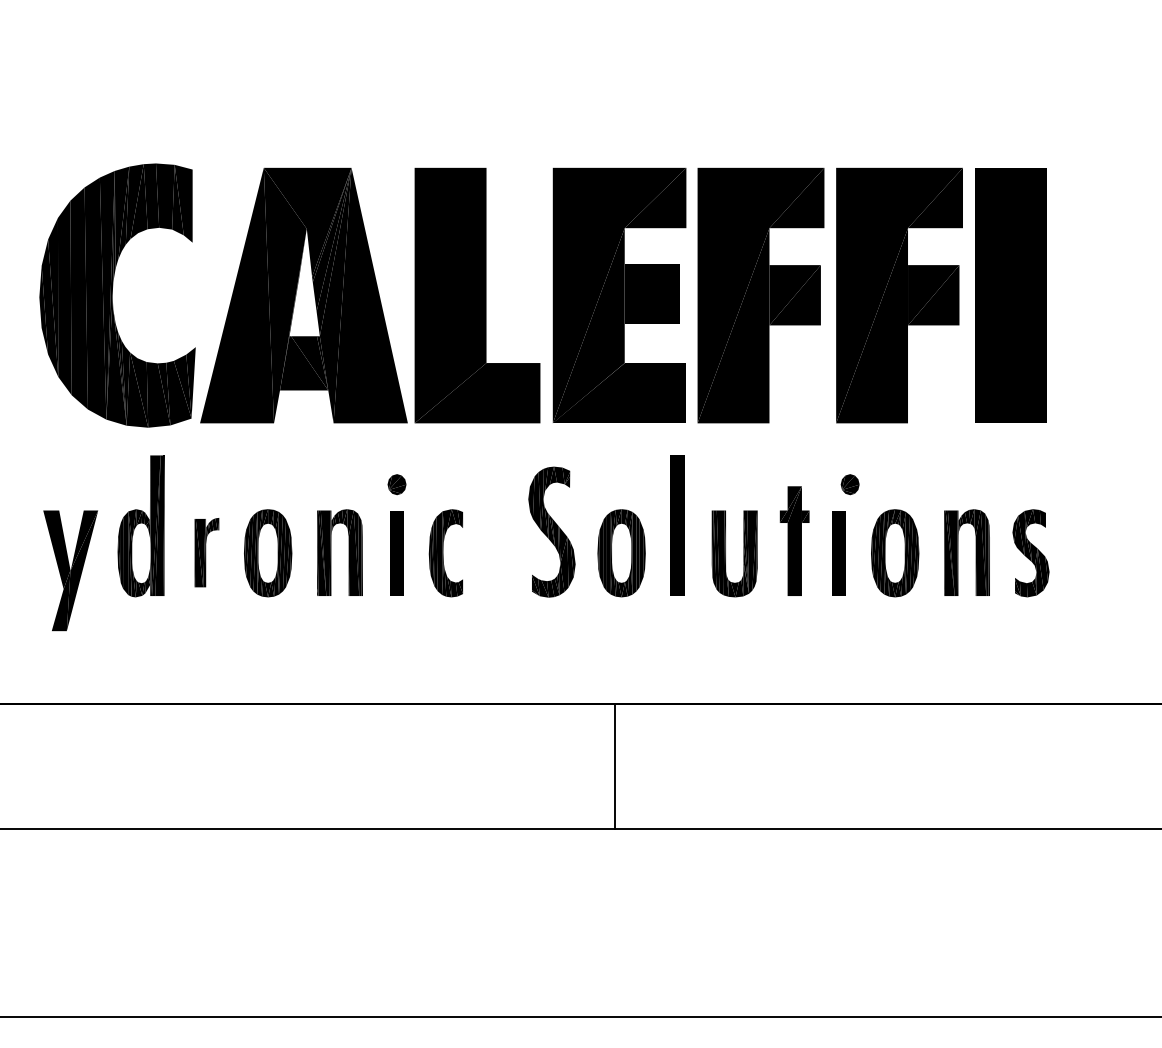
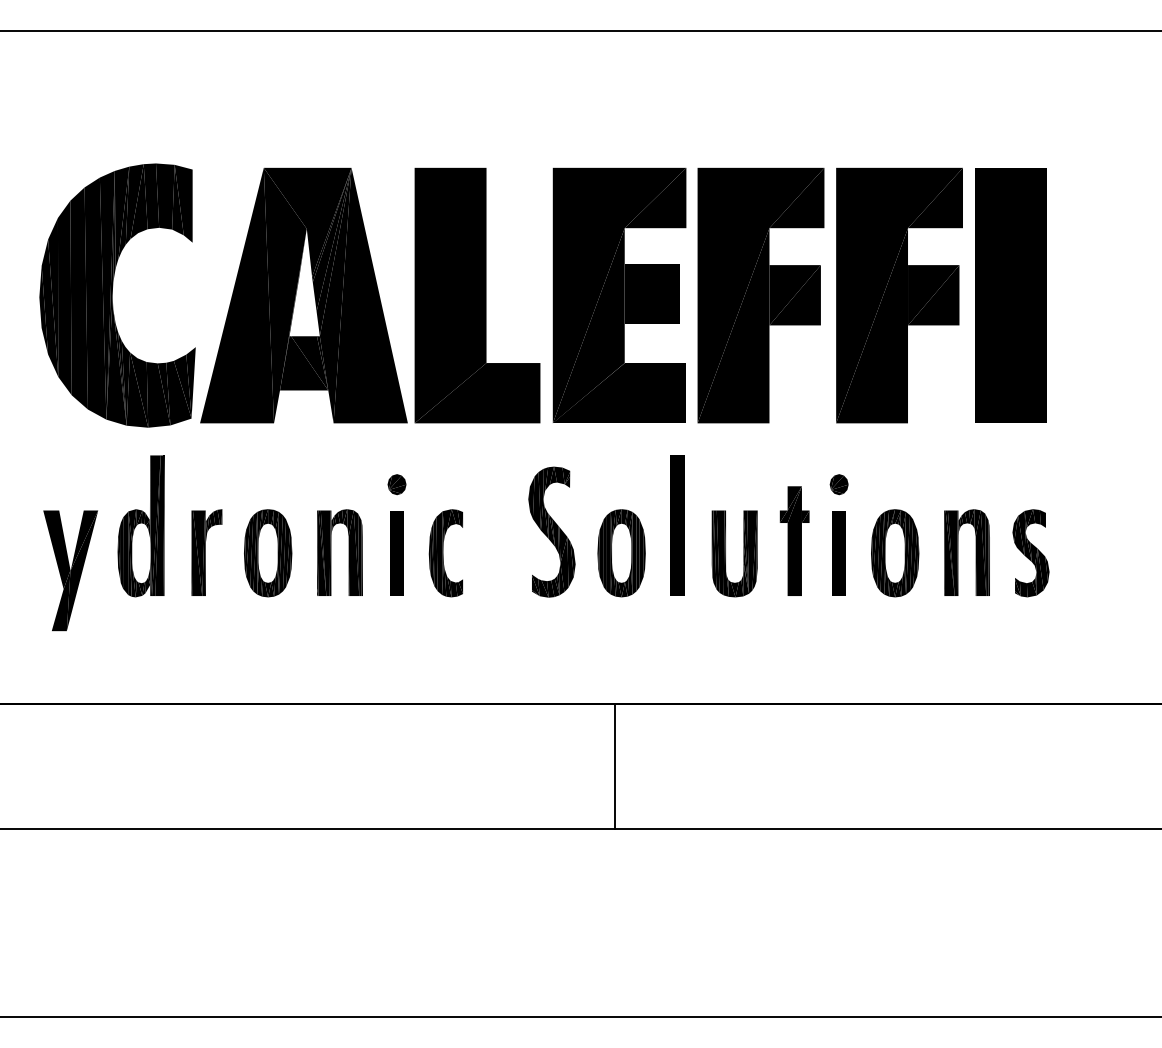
line: none -> present (580, 31)
part position: (849, 484) -> (838, 484) (838, 484)
part size: 26x70 px -> 32x87 px (206, 552)
